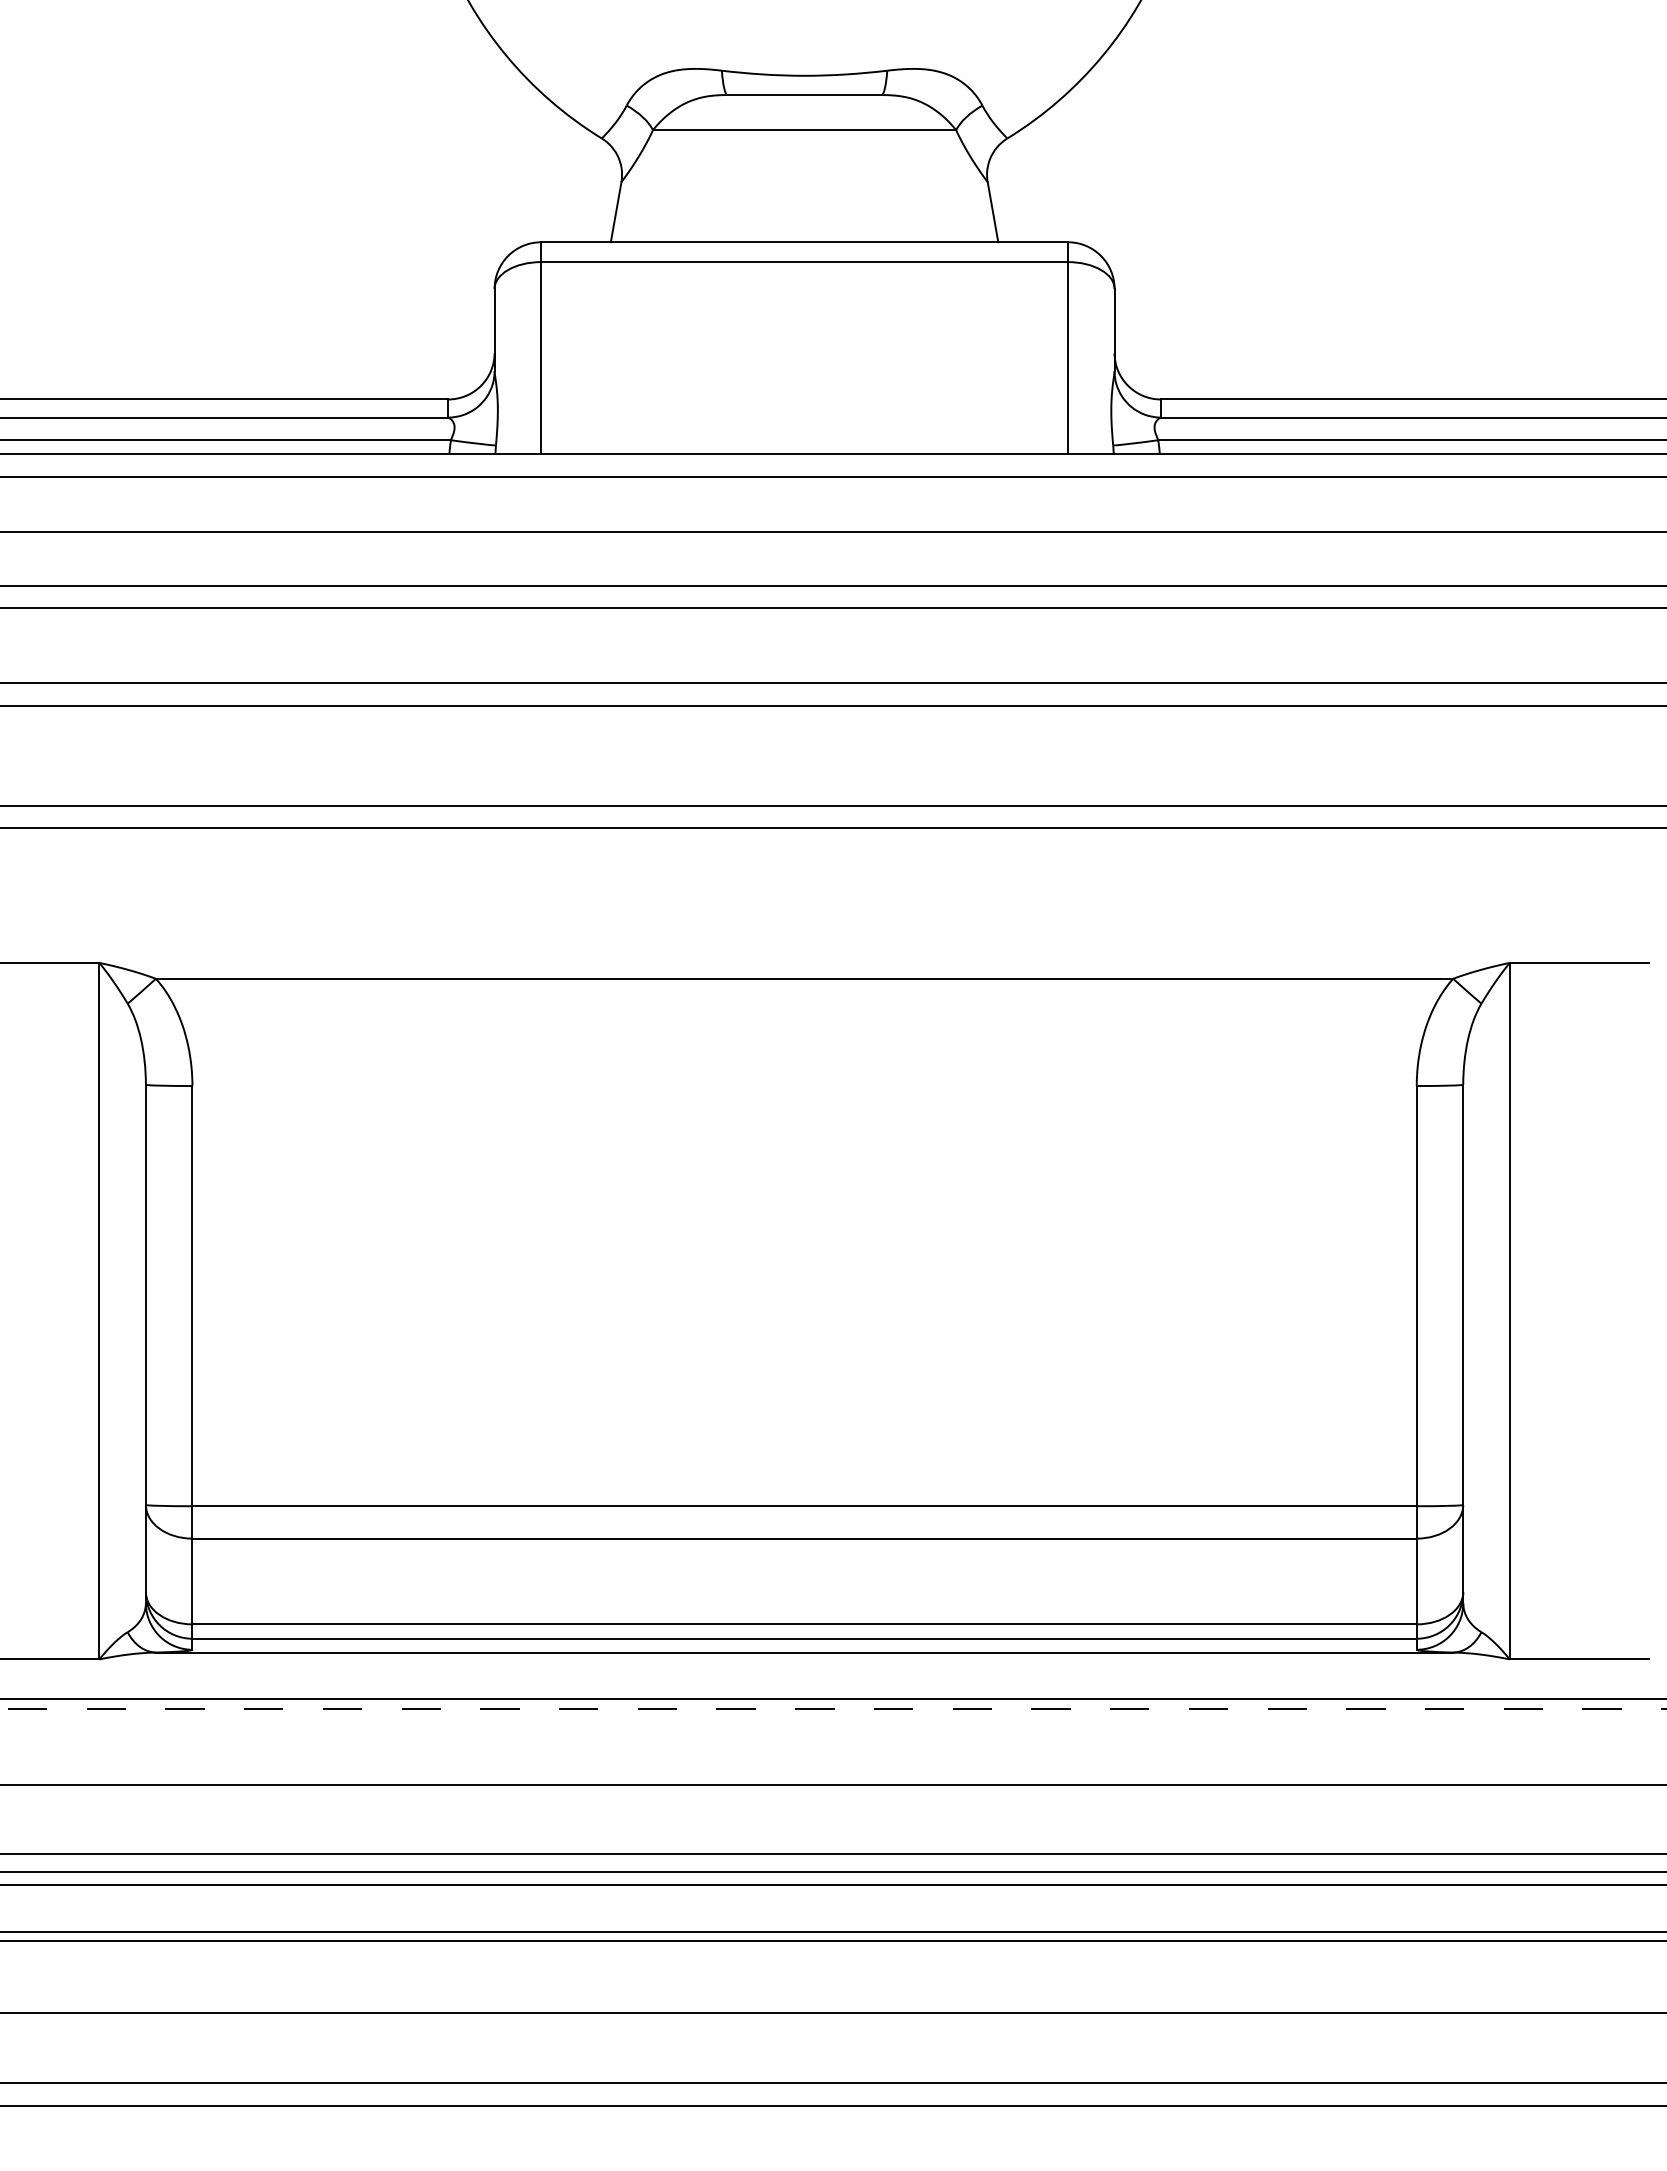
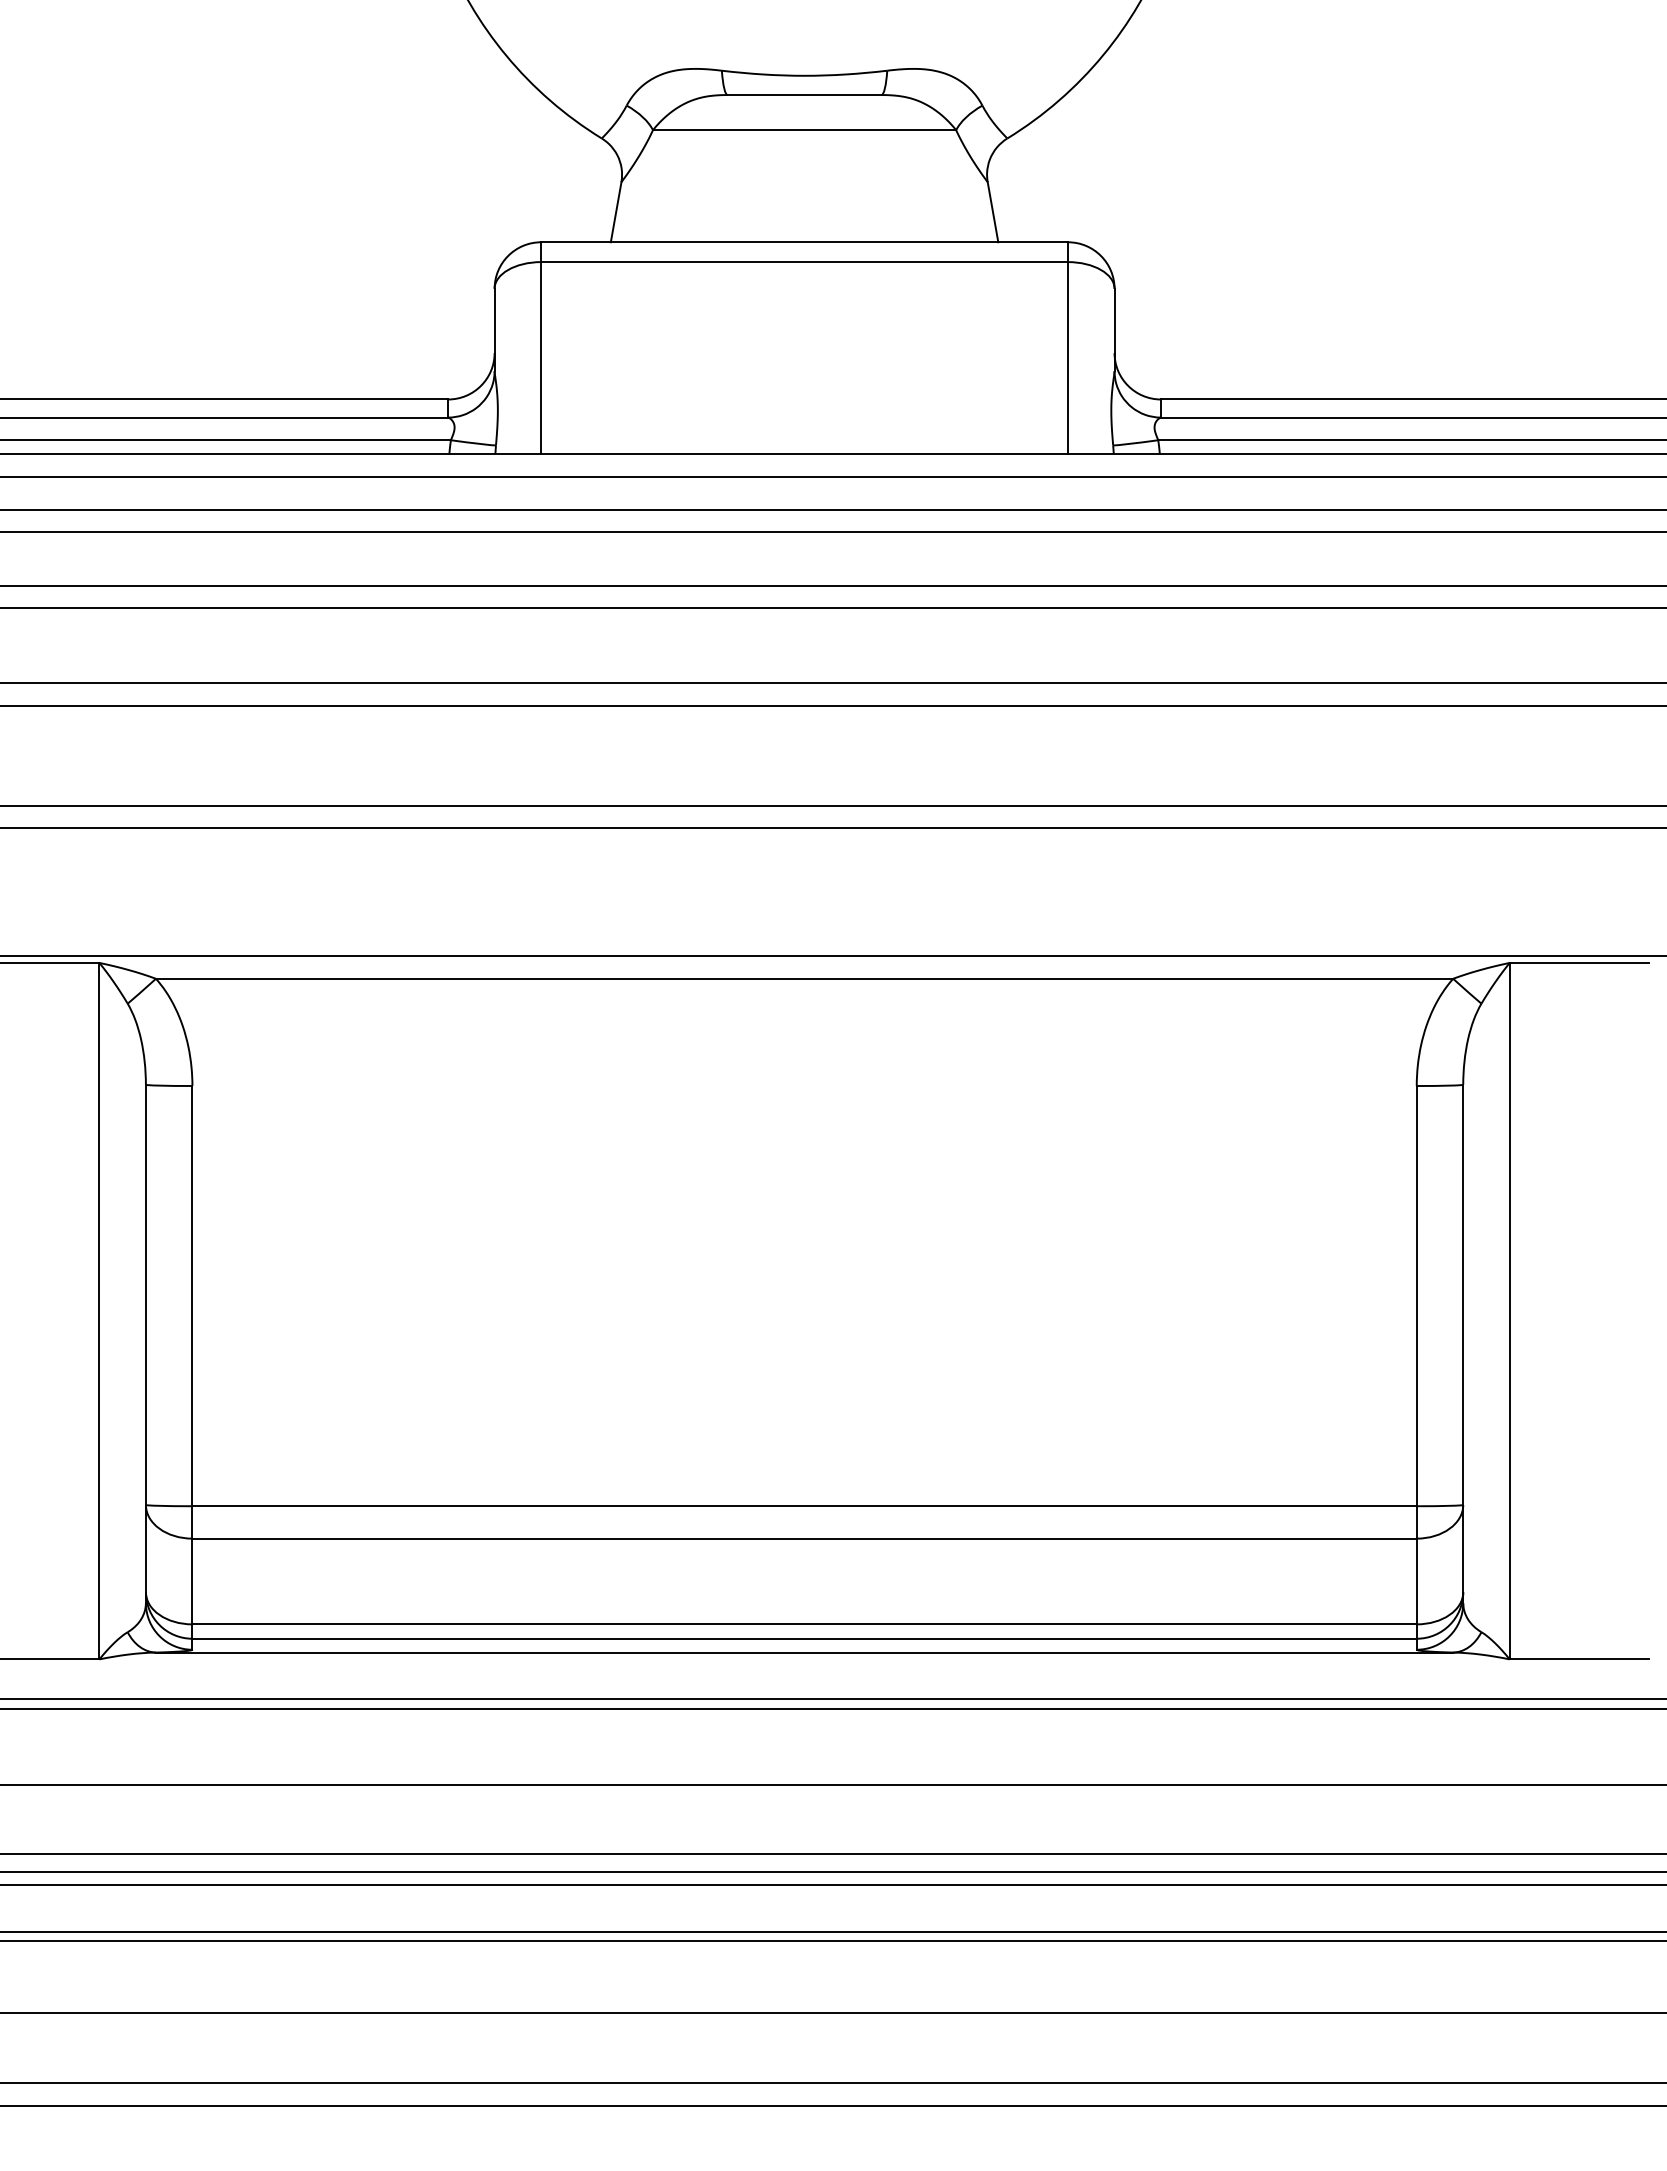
line: none -> present (832, 509)
line: none -> present (832, 956)
line: dashed -> solid (833, 1709)
